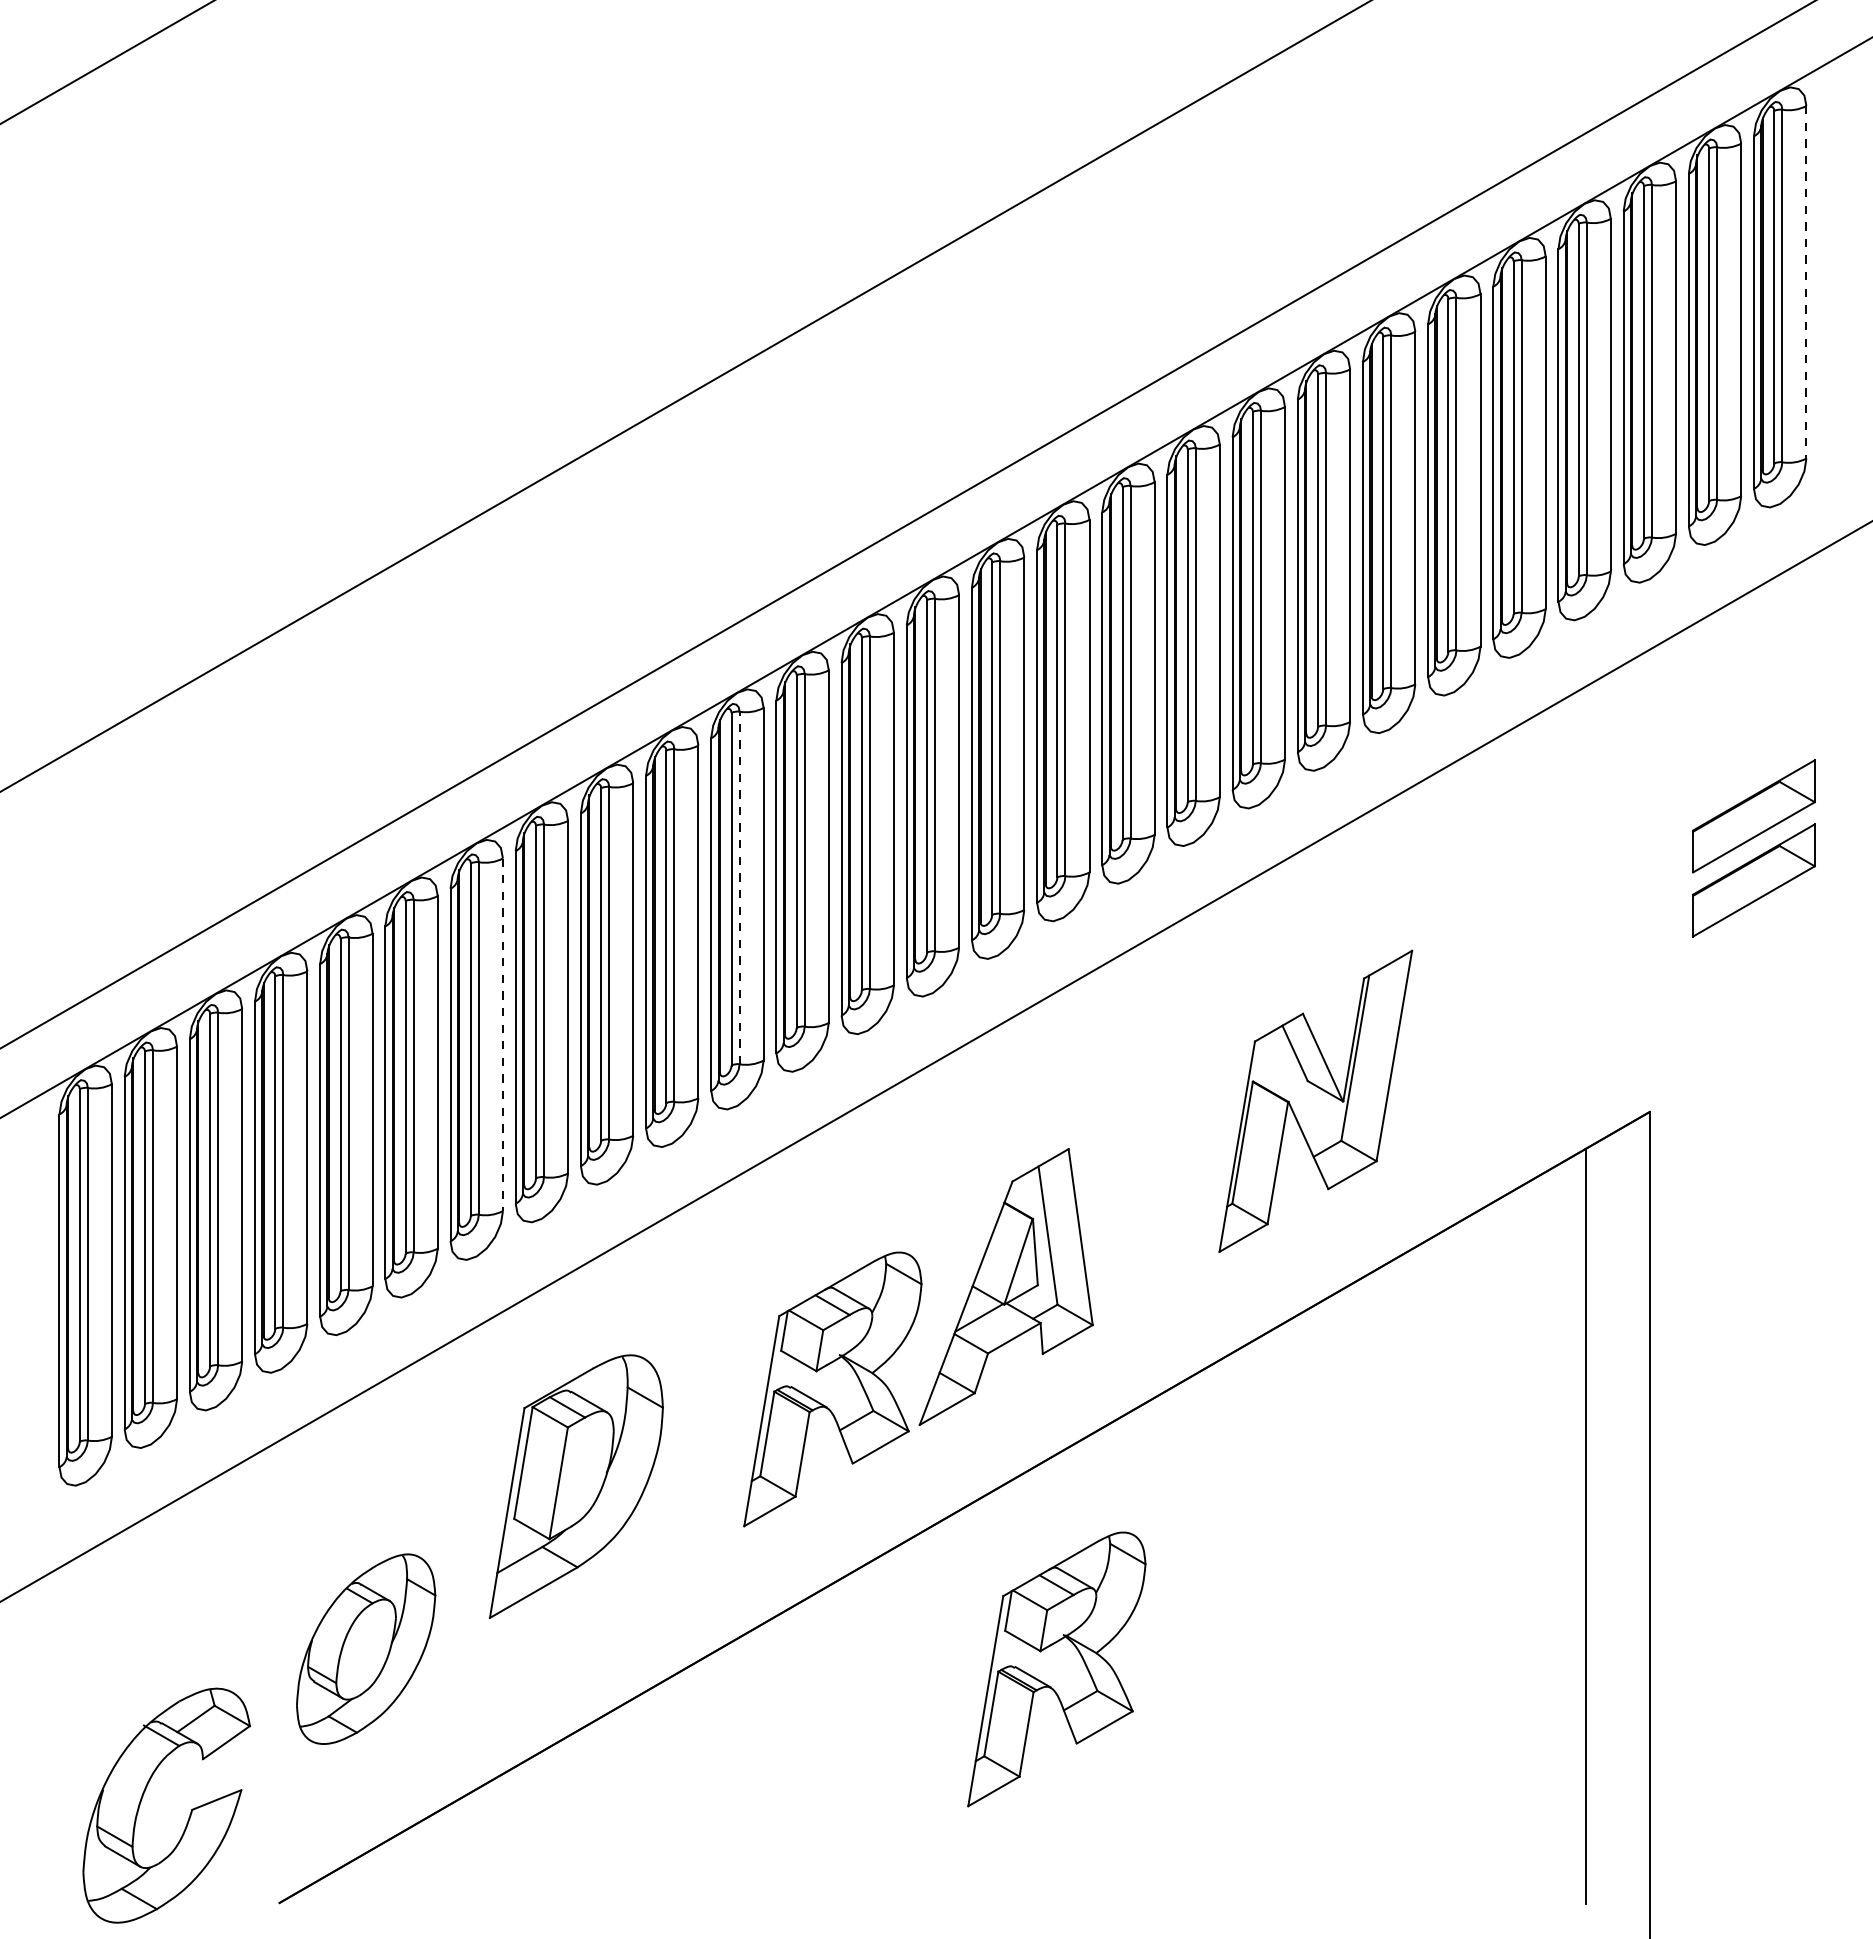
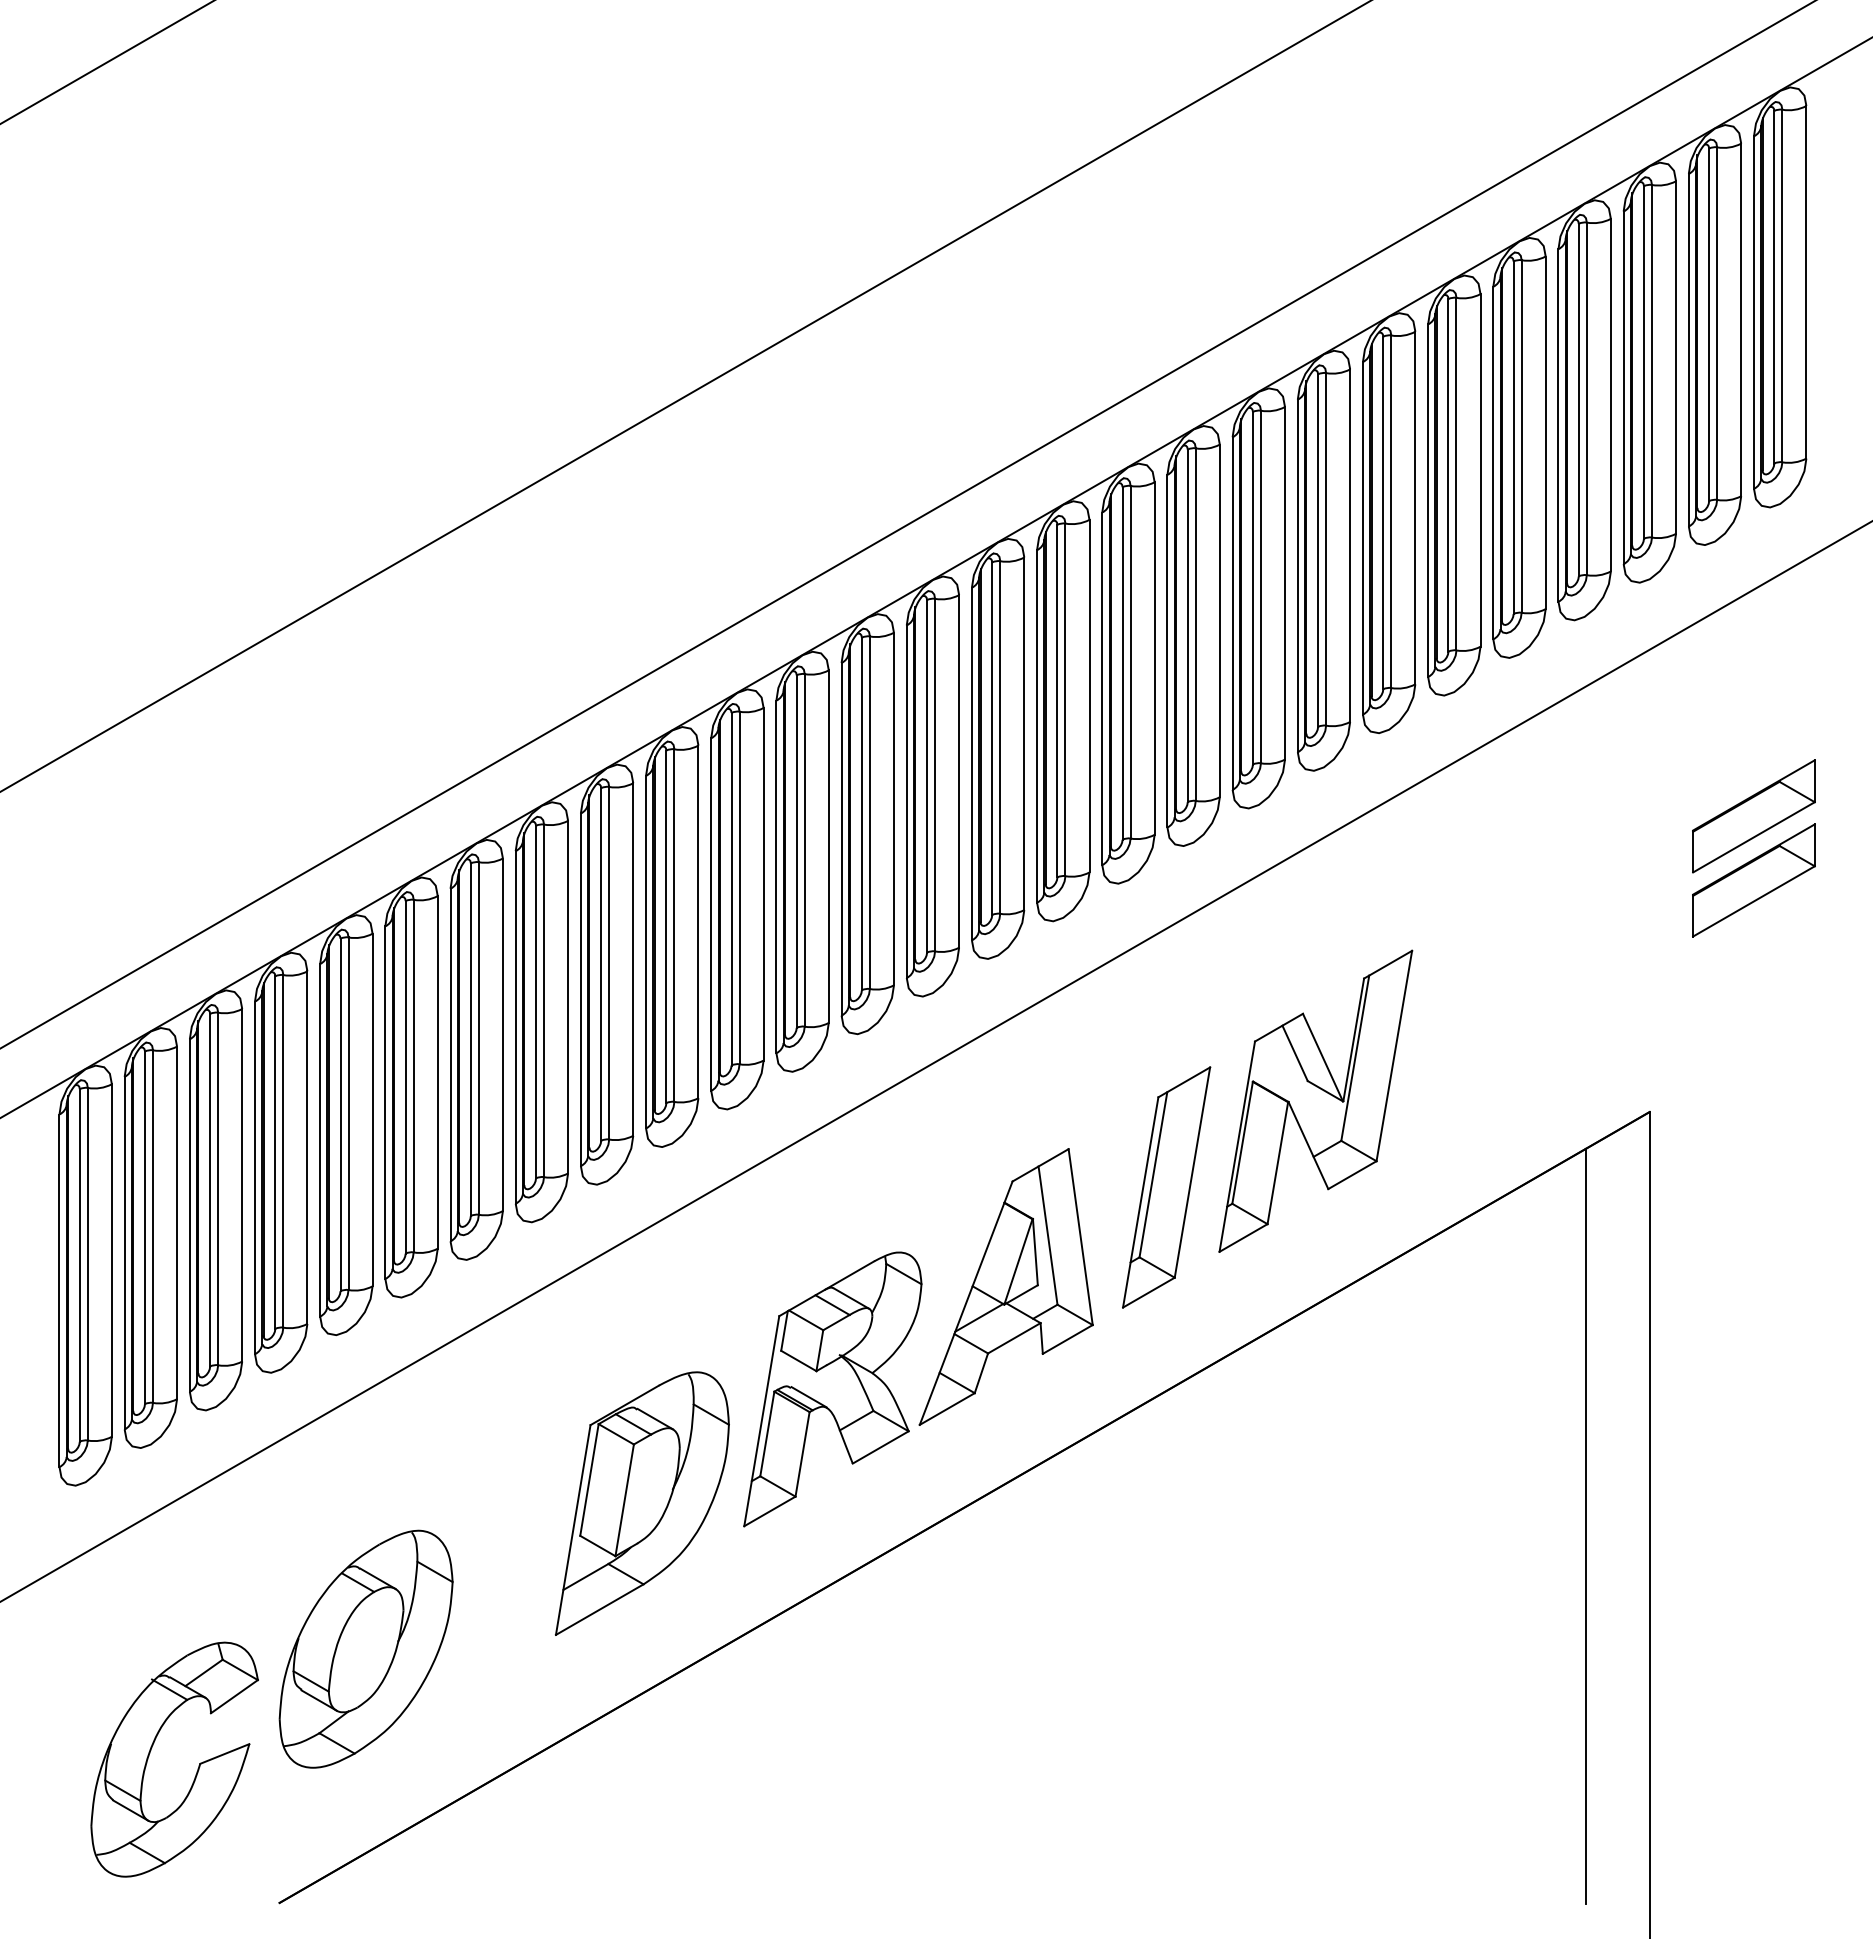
line: dashed -> solid (1806, 282)
line: dashed -> solid (739, 887)
line: dashed -> solid (502, 1035)
part: none -> present (1166, 1187)
part position: (575, 1486) -> (641, 1503) (641, 1503)
part size: 141x192 px -> 176x240 px (365, 1648)
part: present -> none (1056, 1669)
part position: (143, 1796) -> (151, 1750) (151, 1750)
